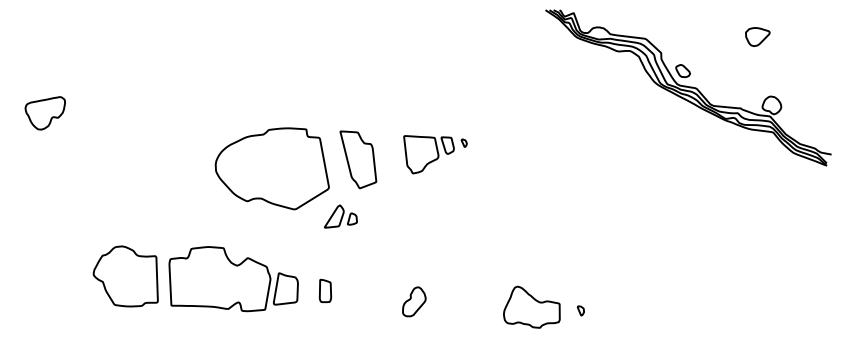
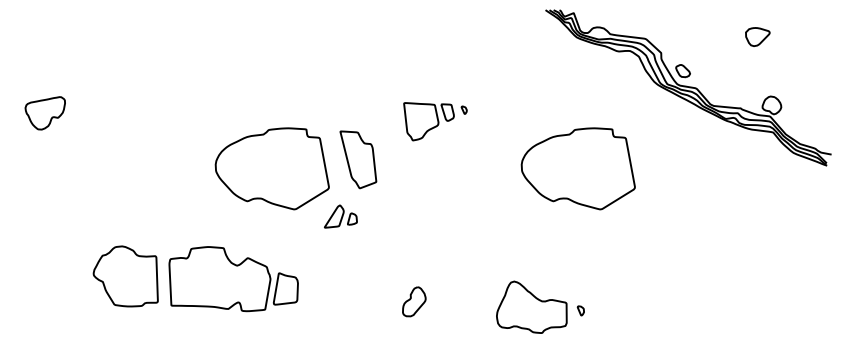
part position: (435, 154) -> (435, 121) (435, 121)
part: none -> present (577, 168)
part: present -> none (325, 290)
part size: 58x44 px -> 72x54 px (531, 306)
